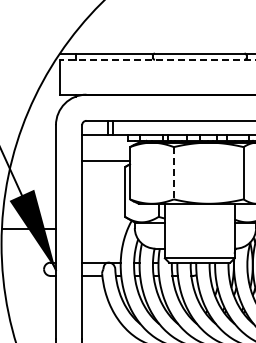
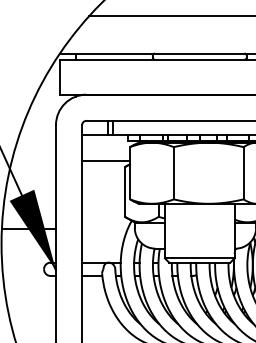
line: none -> present (170, 16)
line: dashed -> solid (158, 59)
line: dashed -> solid (173, 173)
